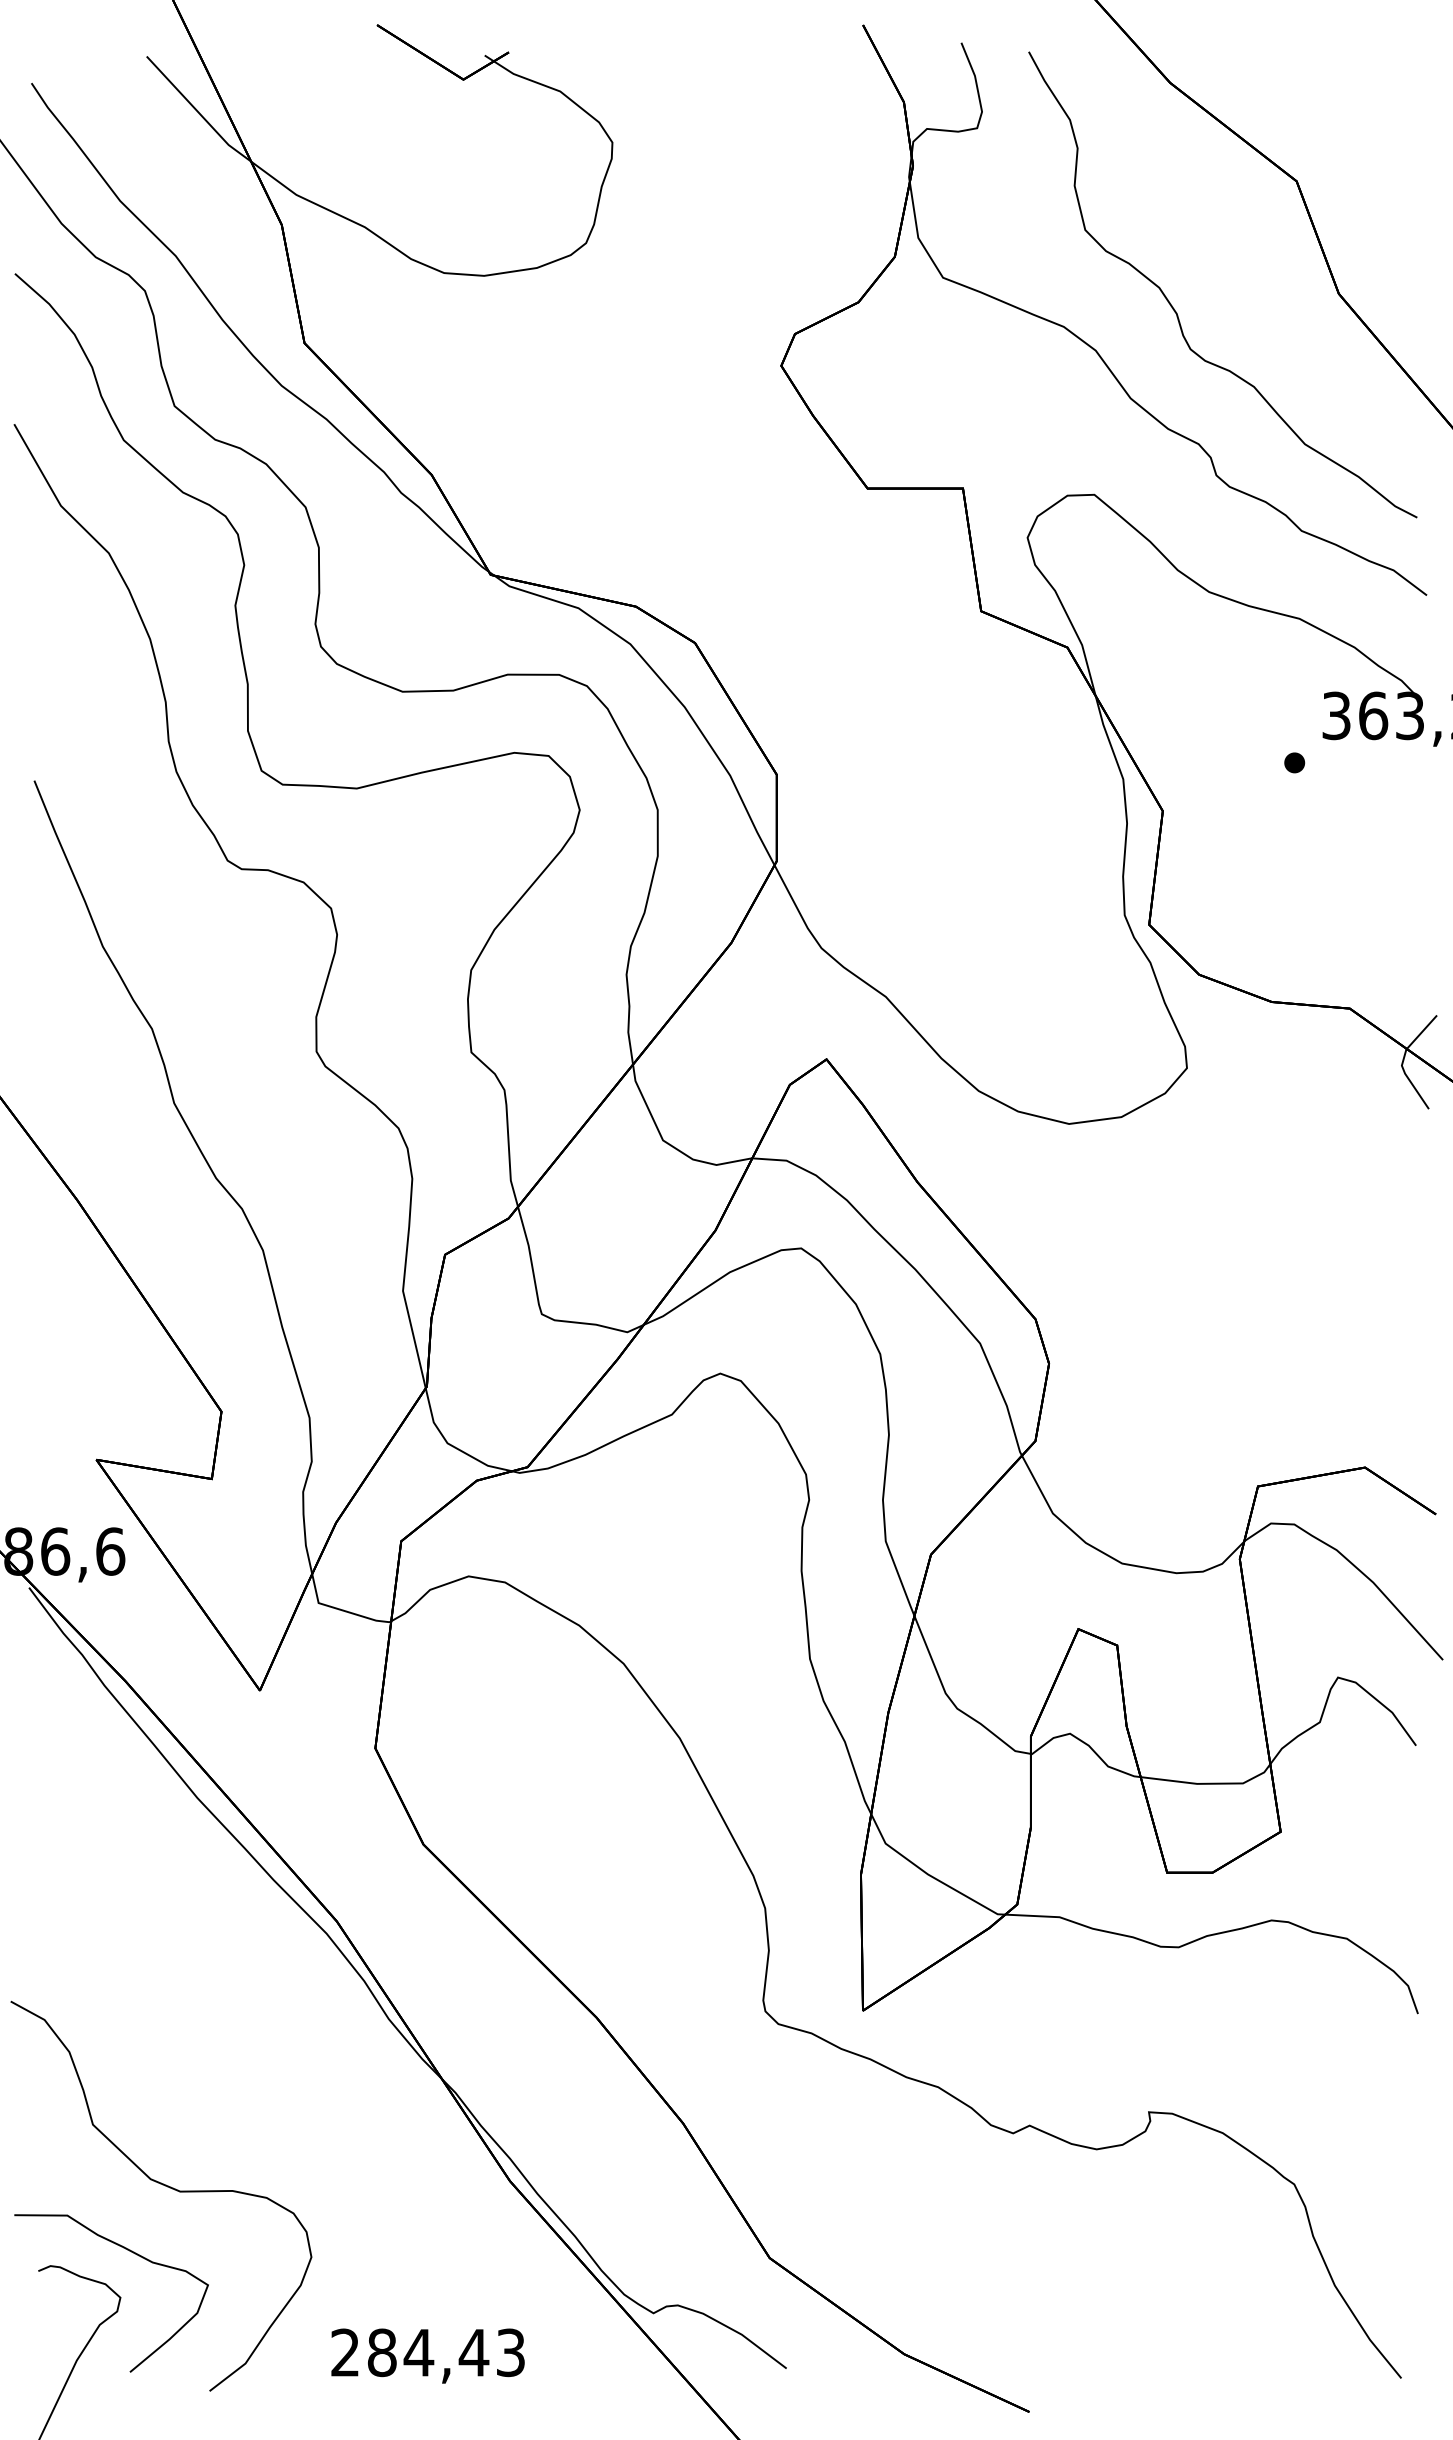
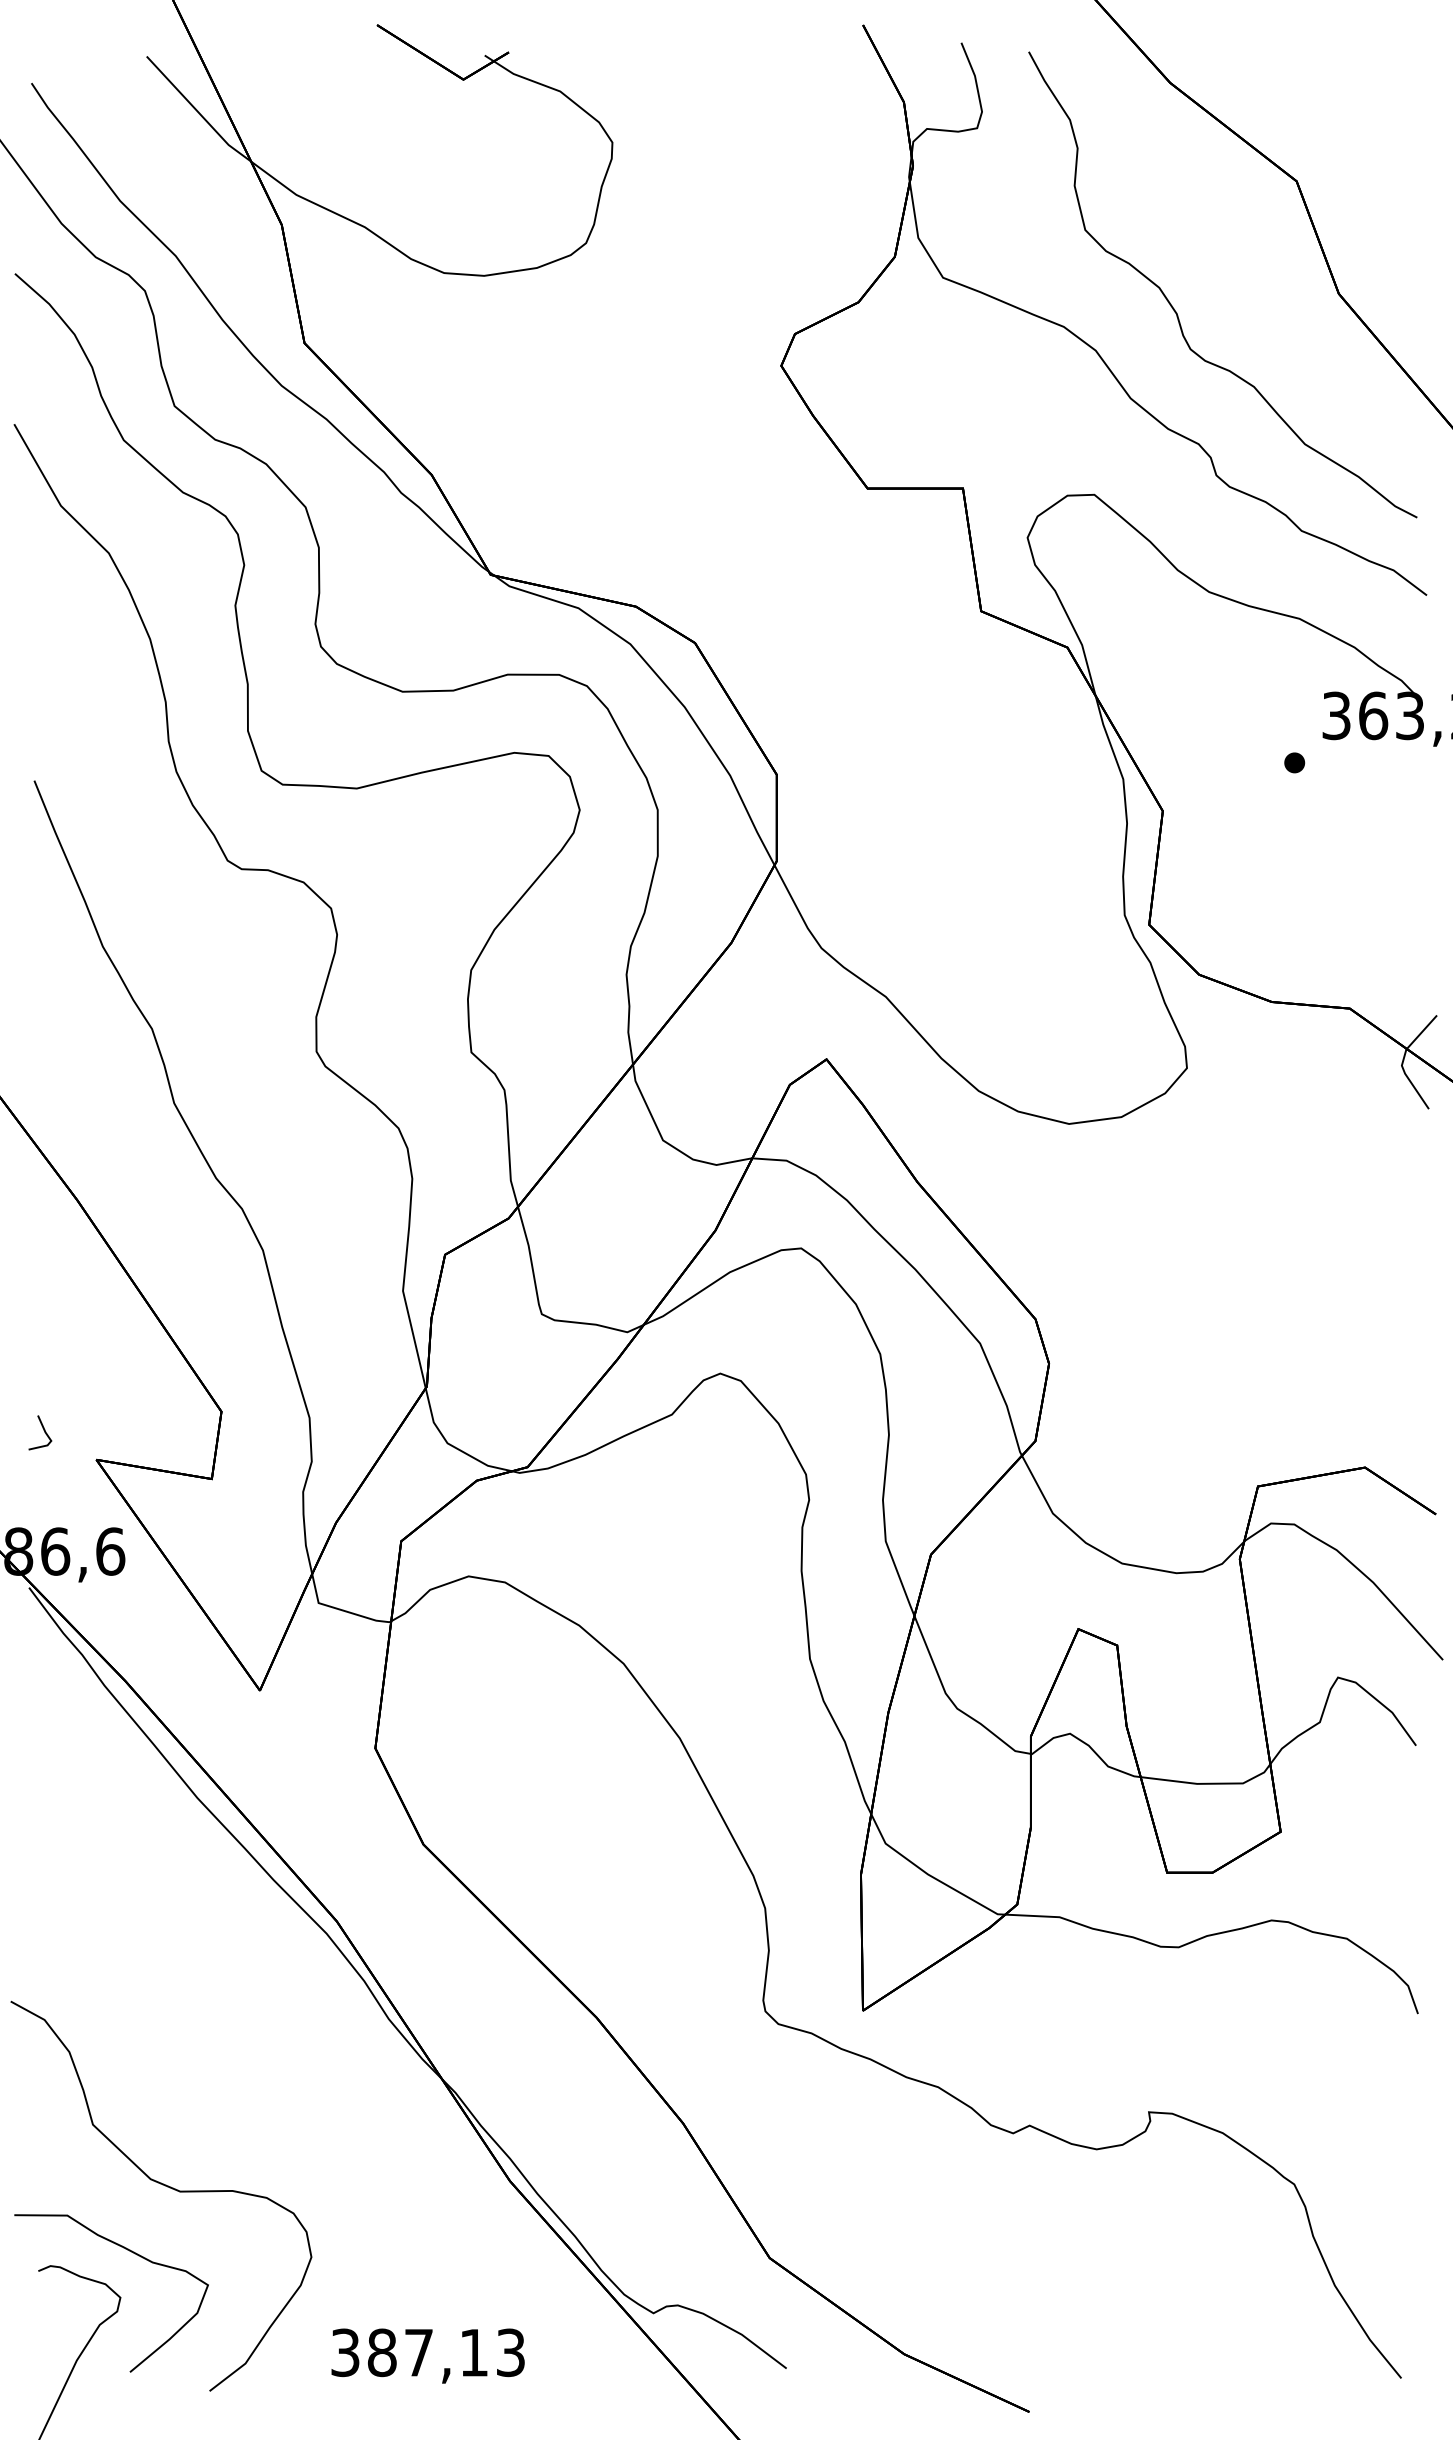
line: none -> present (43, 1430)
text: 284,43 -> 387,13 (410, 2352)
